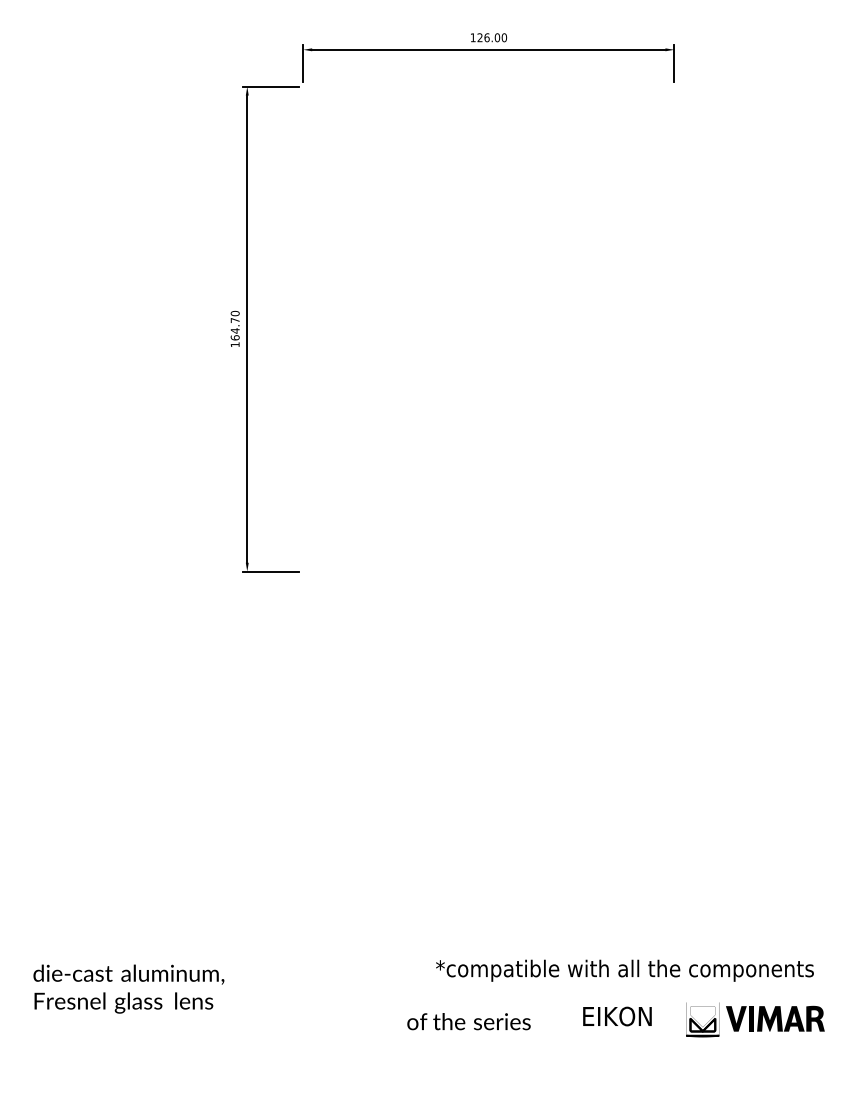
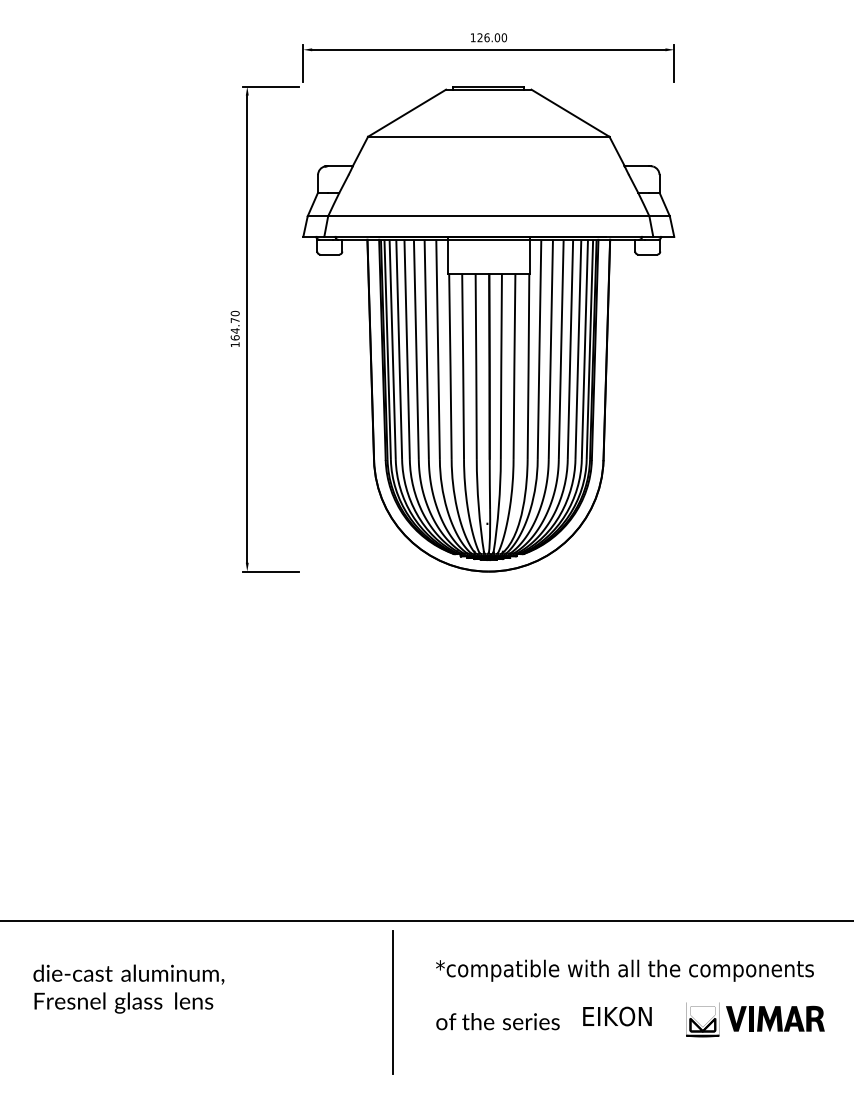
part: none -> present (488, 329)
line: none -> present (426, 921)
line: none -> present (392, 1001)
text position: (468, 1021) -> (497, 1021) (497, 1021)
